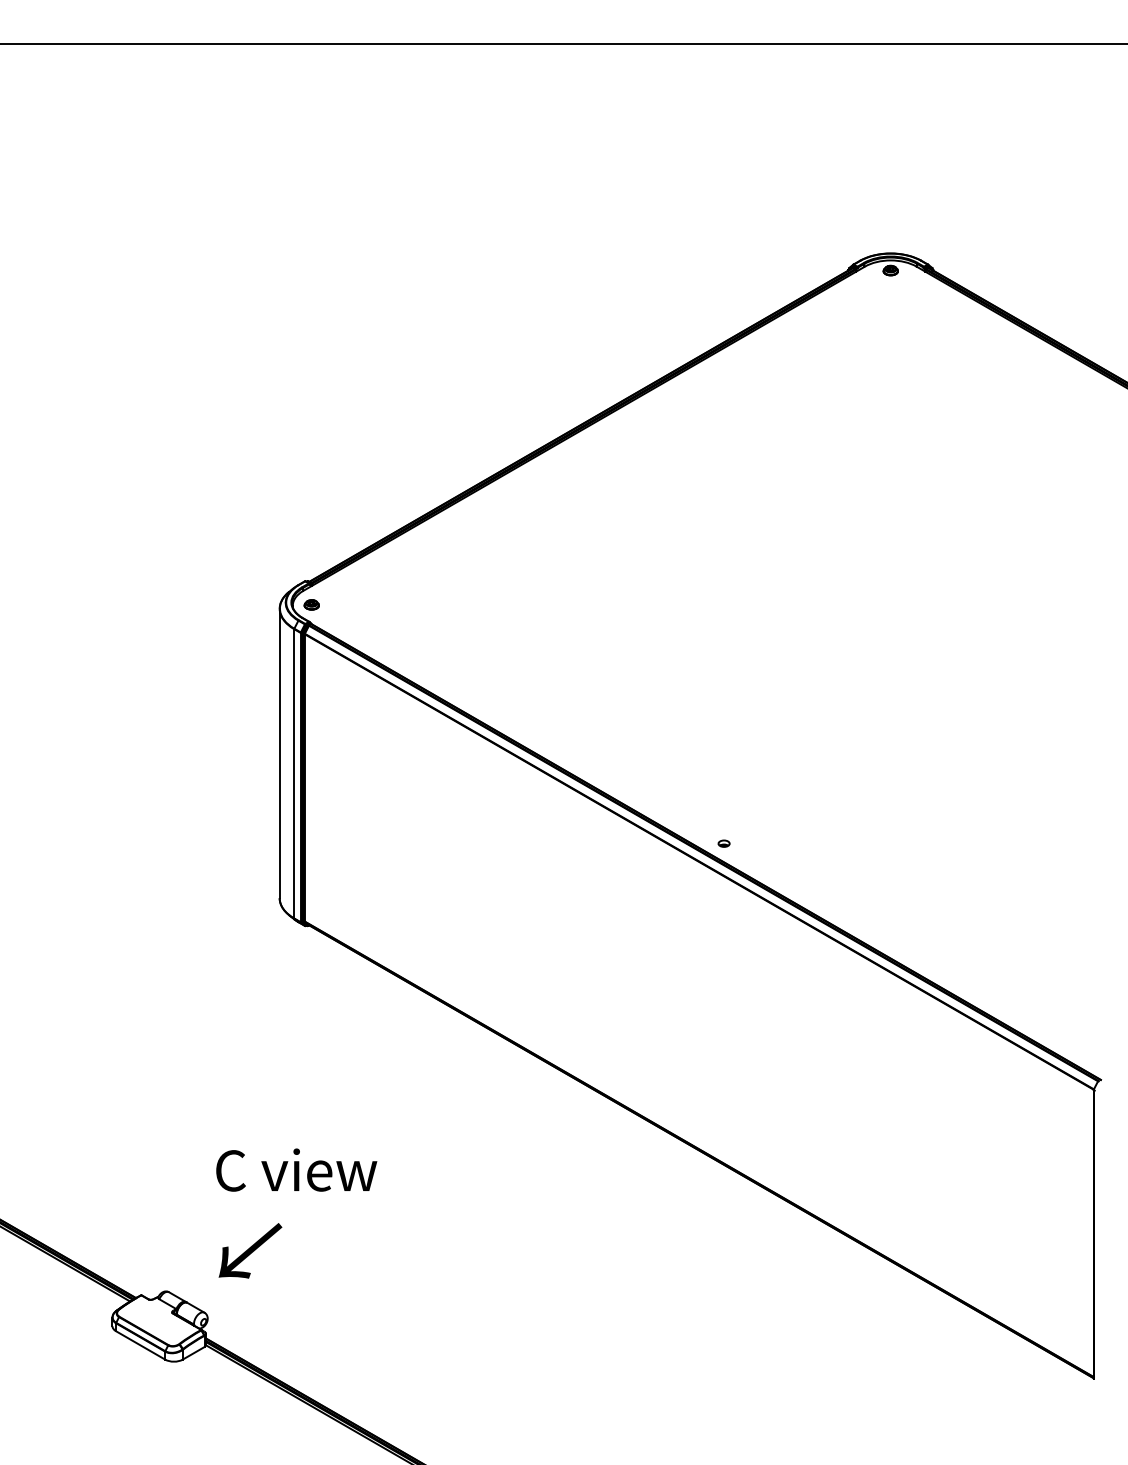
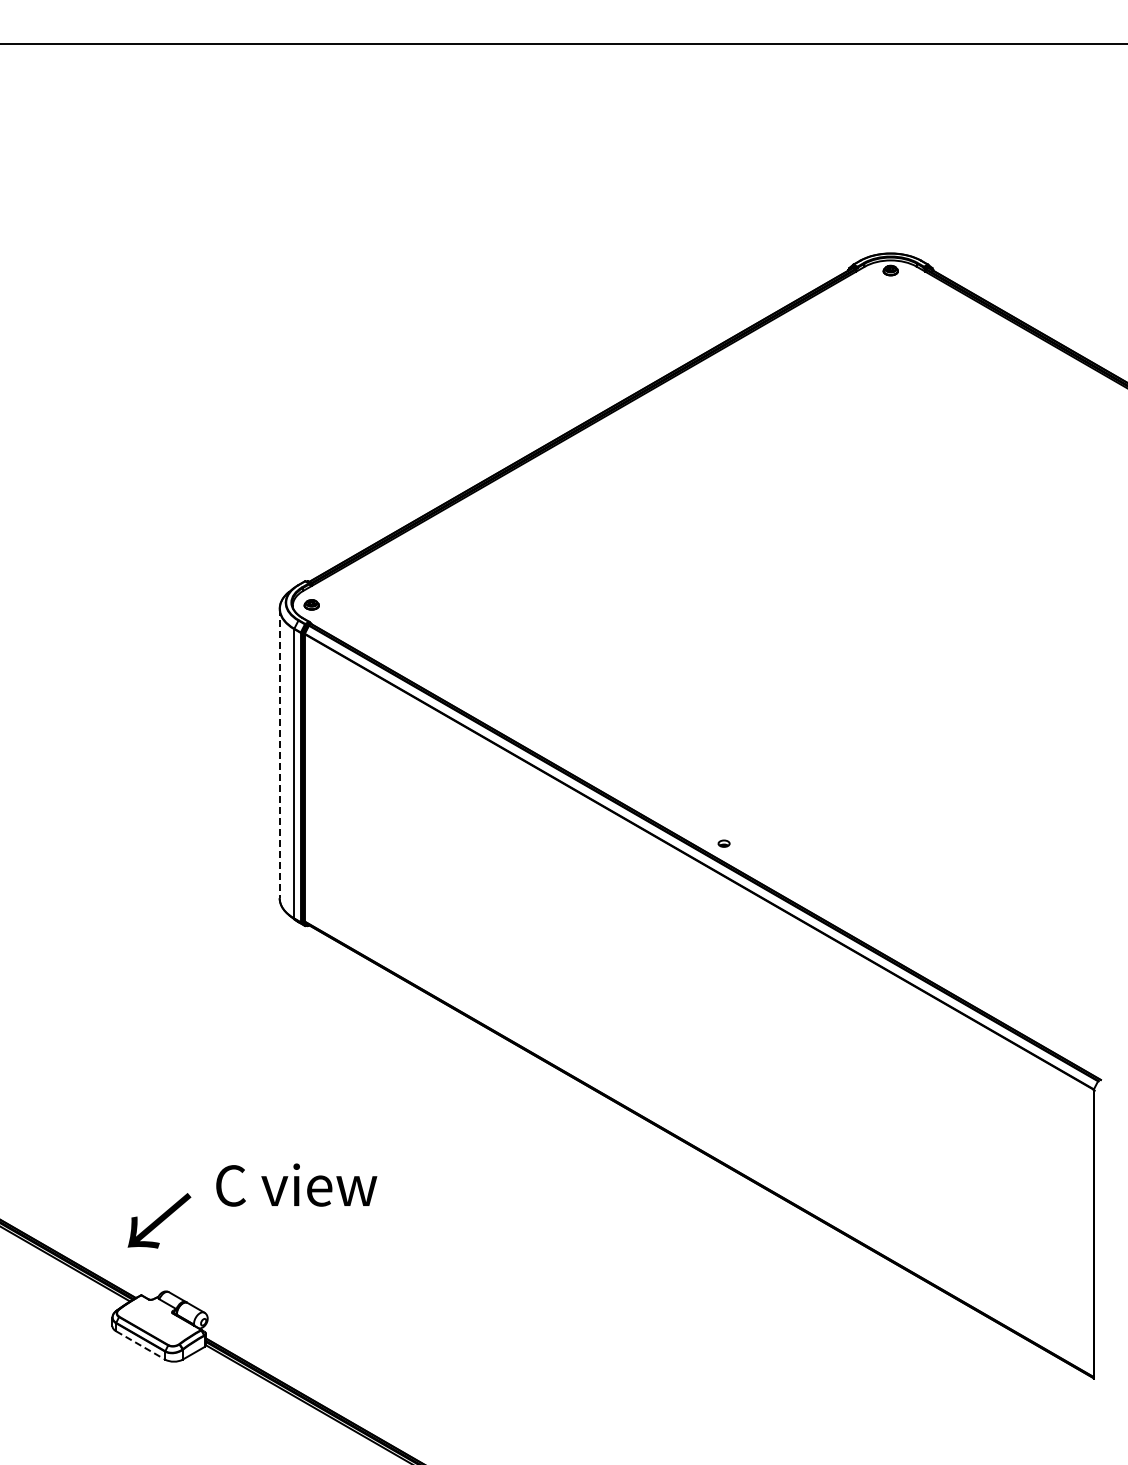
line: solid -> dashed (279, 753)
text position: (296, 1169) -> (296, 1184) (296, 1184)
text position: (250, 1250) -> (159, 1220) (159, 1220)
line: solid -> dashed (141, 1345)
